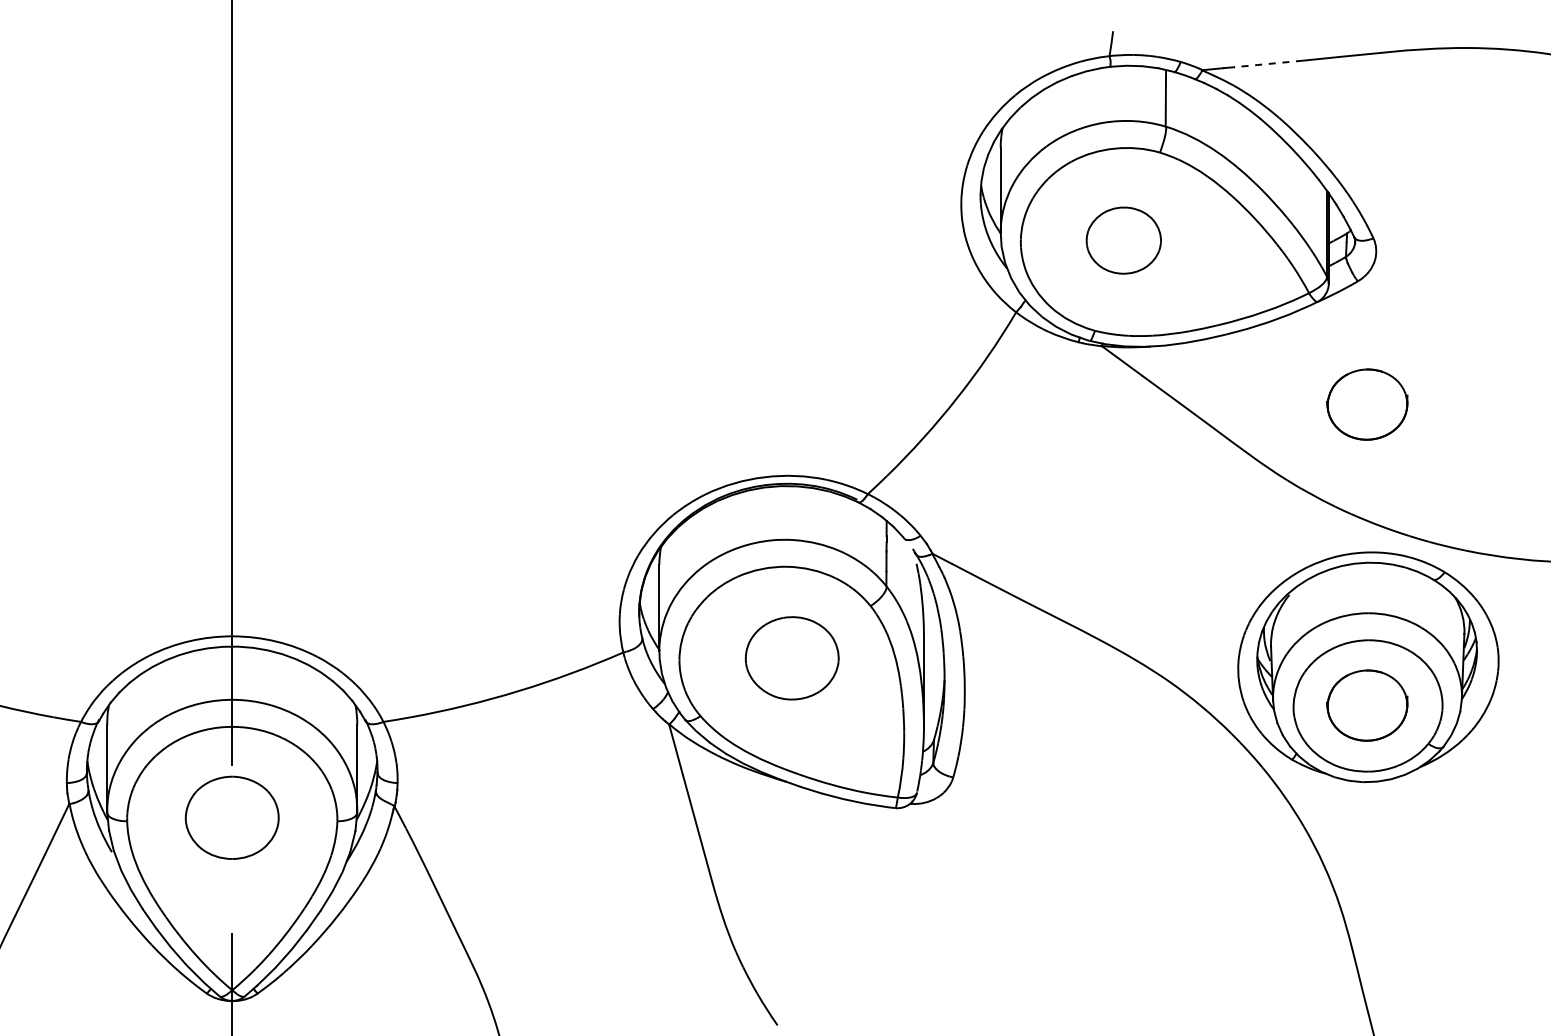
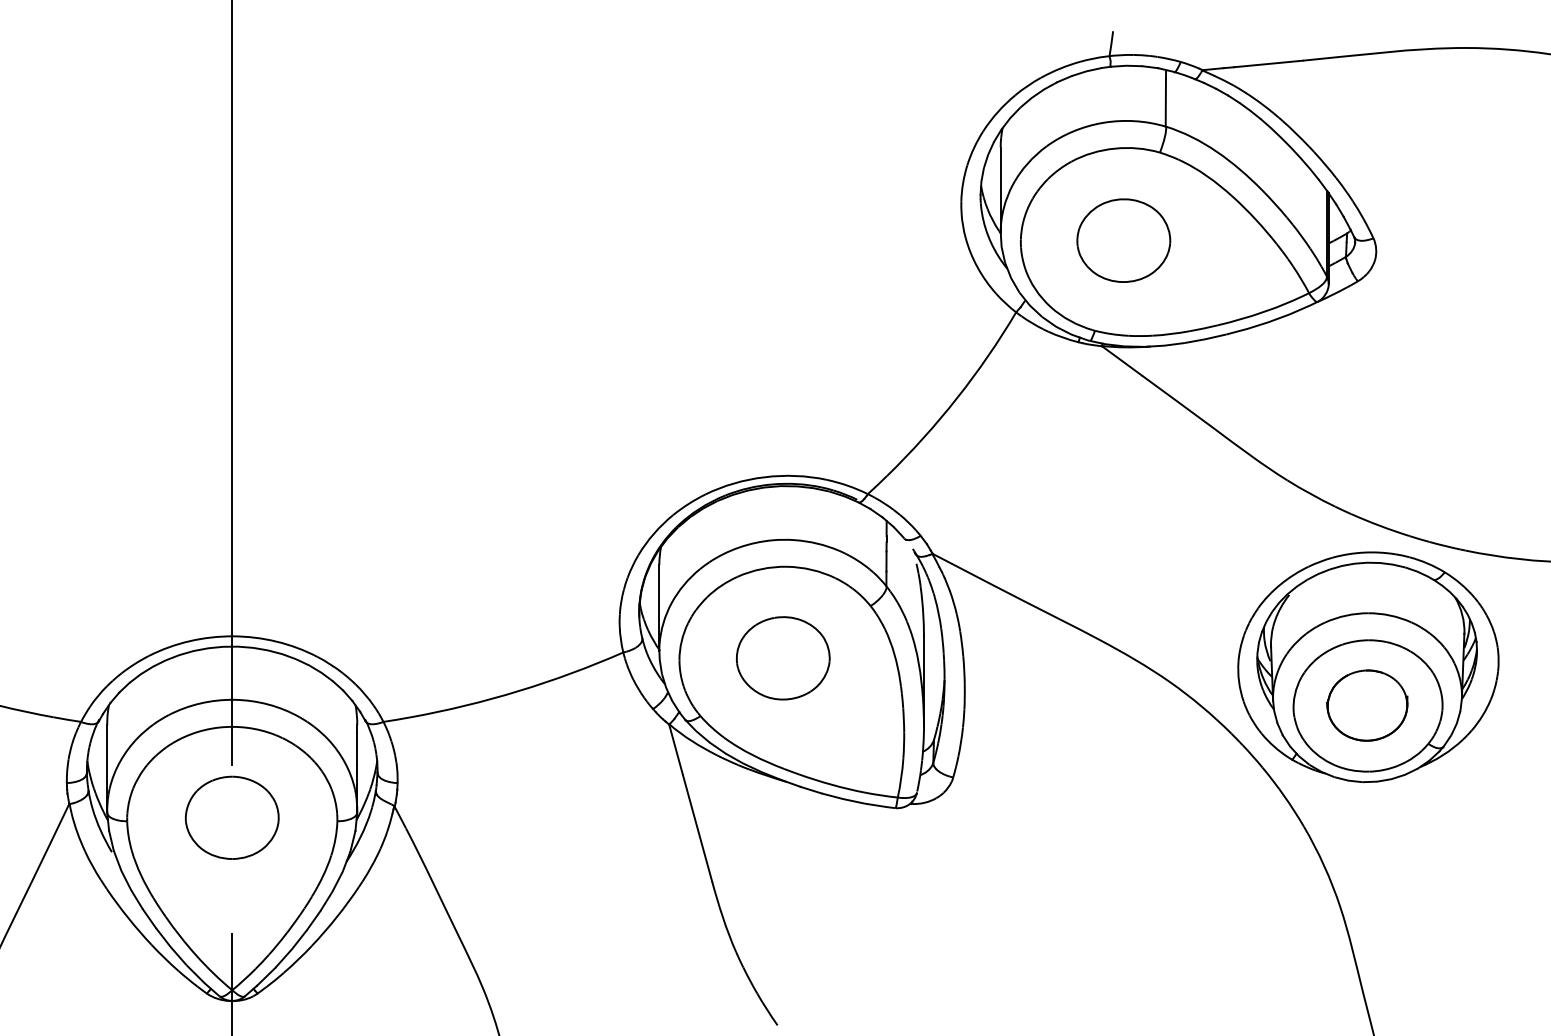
line: dashed -> solid (1268, 63)
part size: 77x69 px -> 96x85 px (1123, 240)
part: present -> none (1367, 404)
part position: (792, 658) -> (783, 658) (783, 658)
